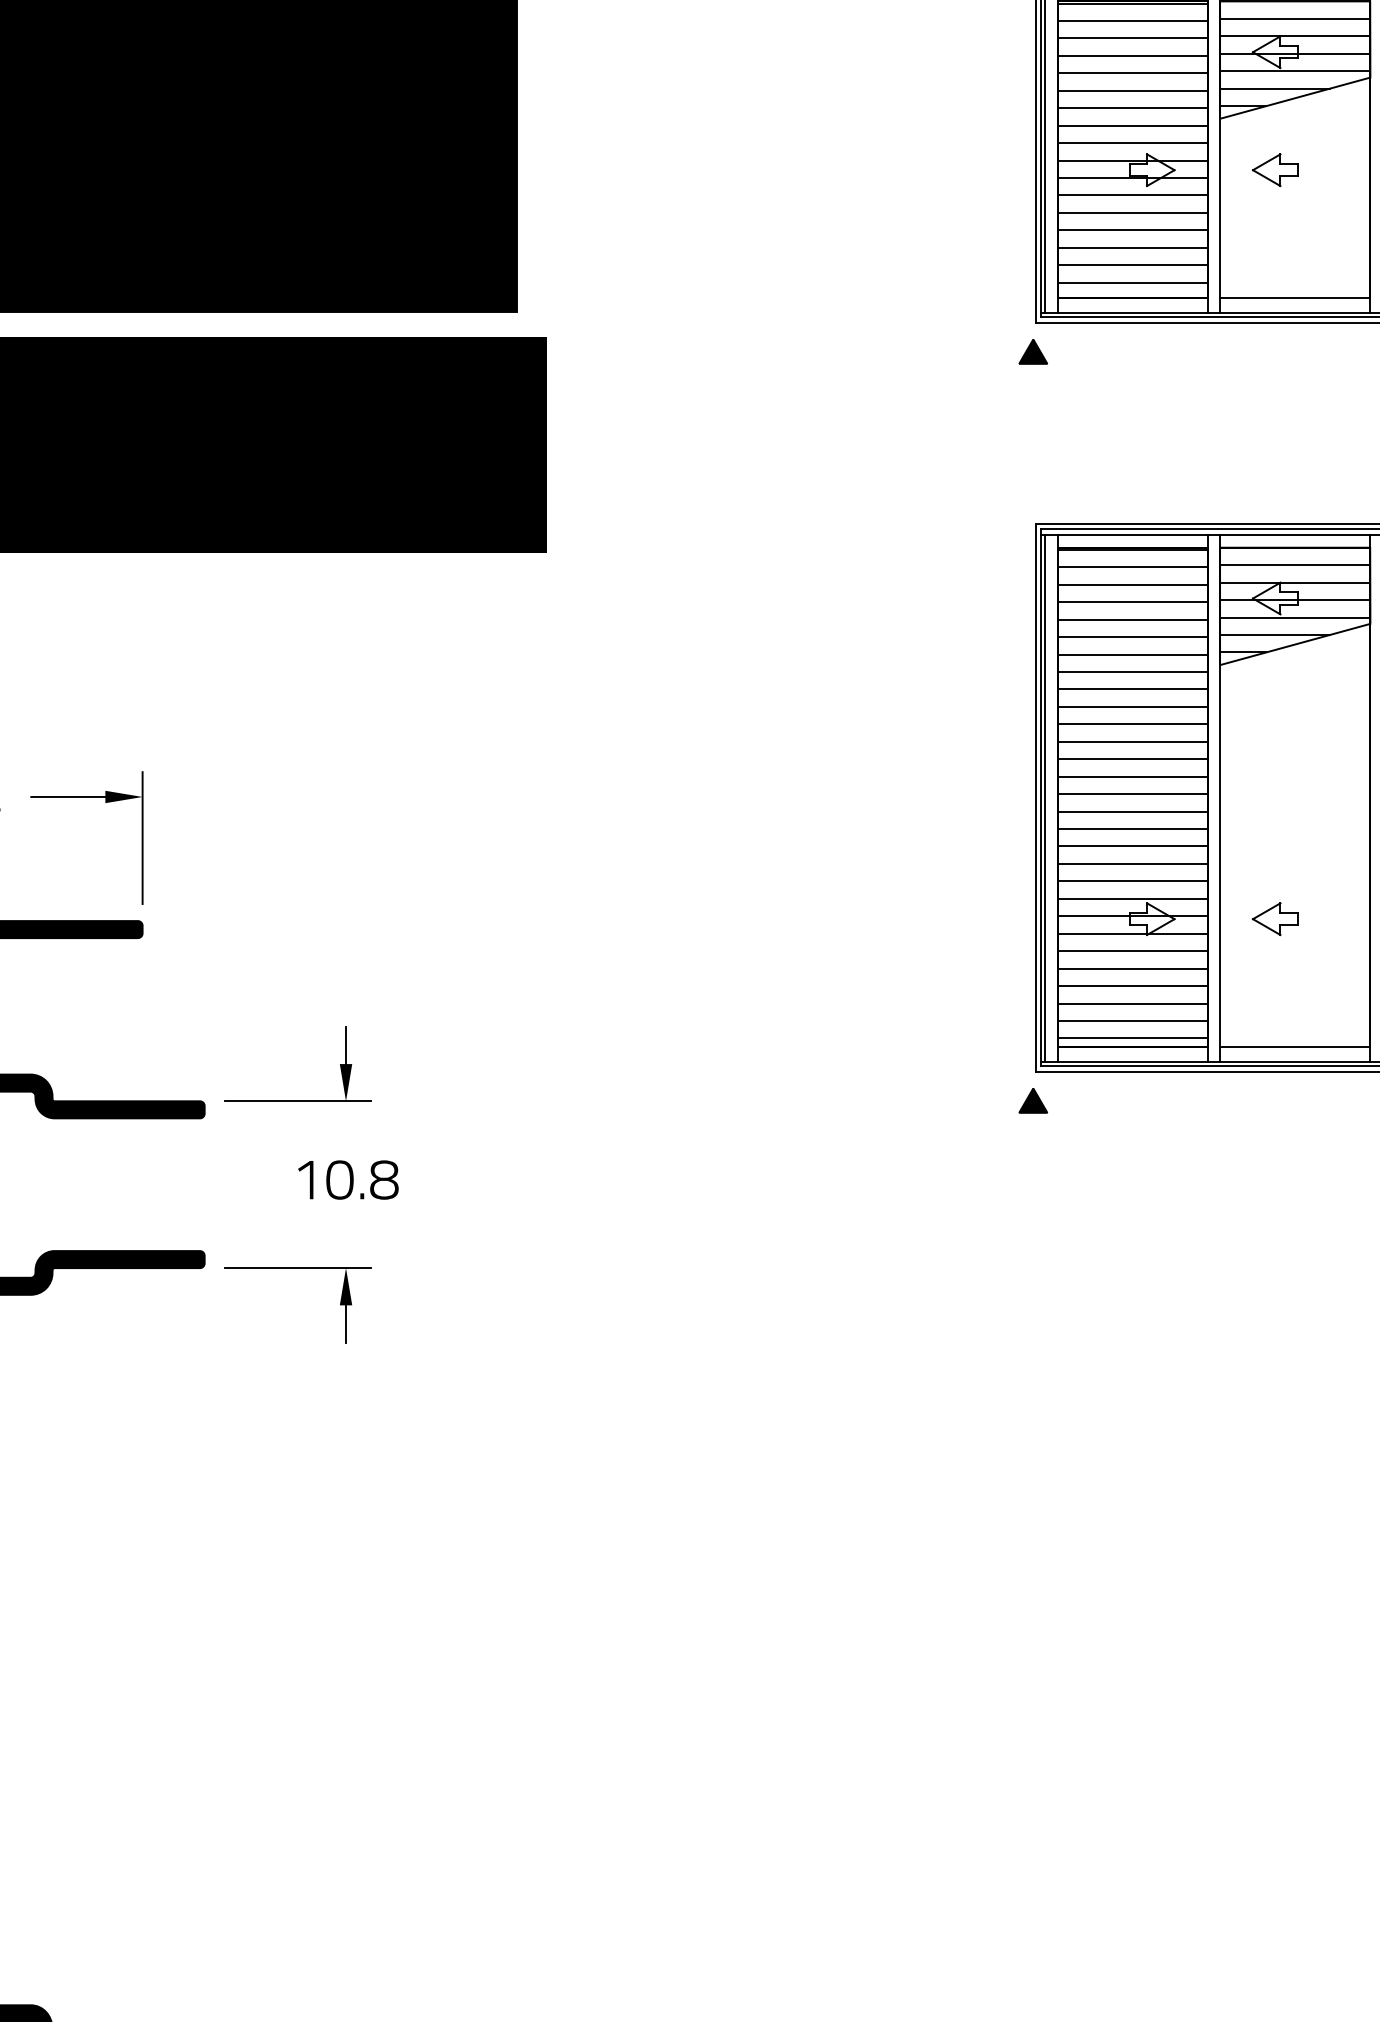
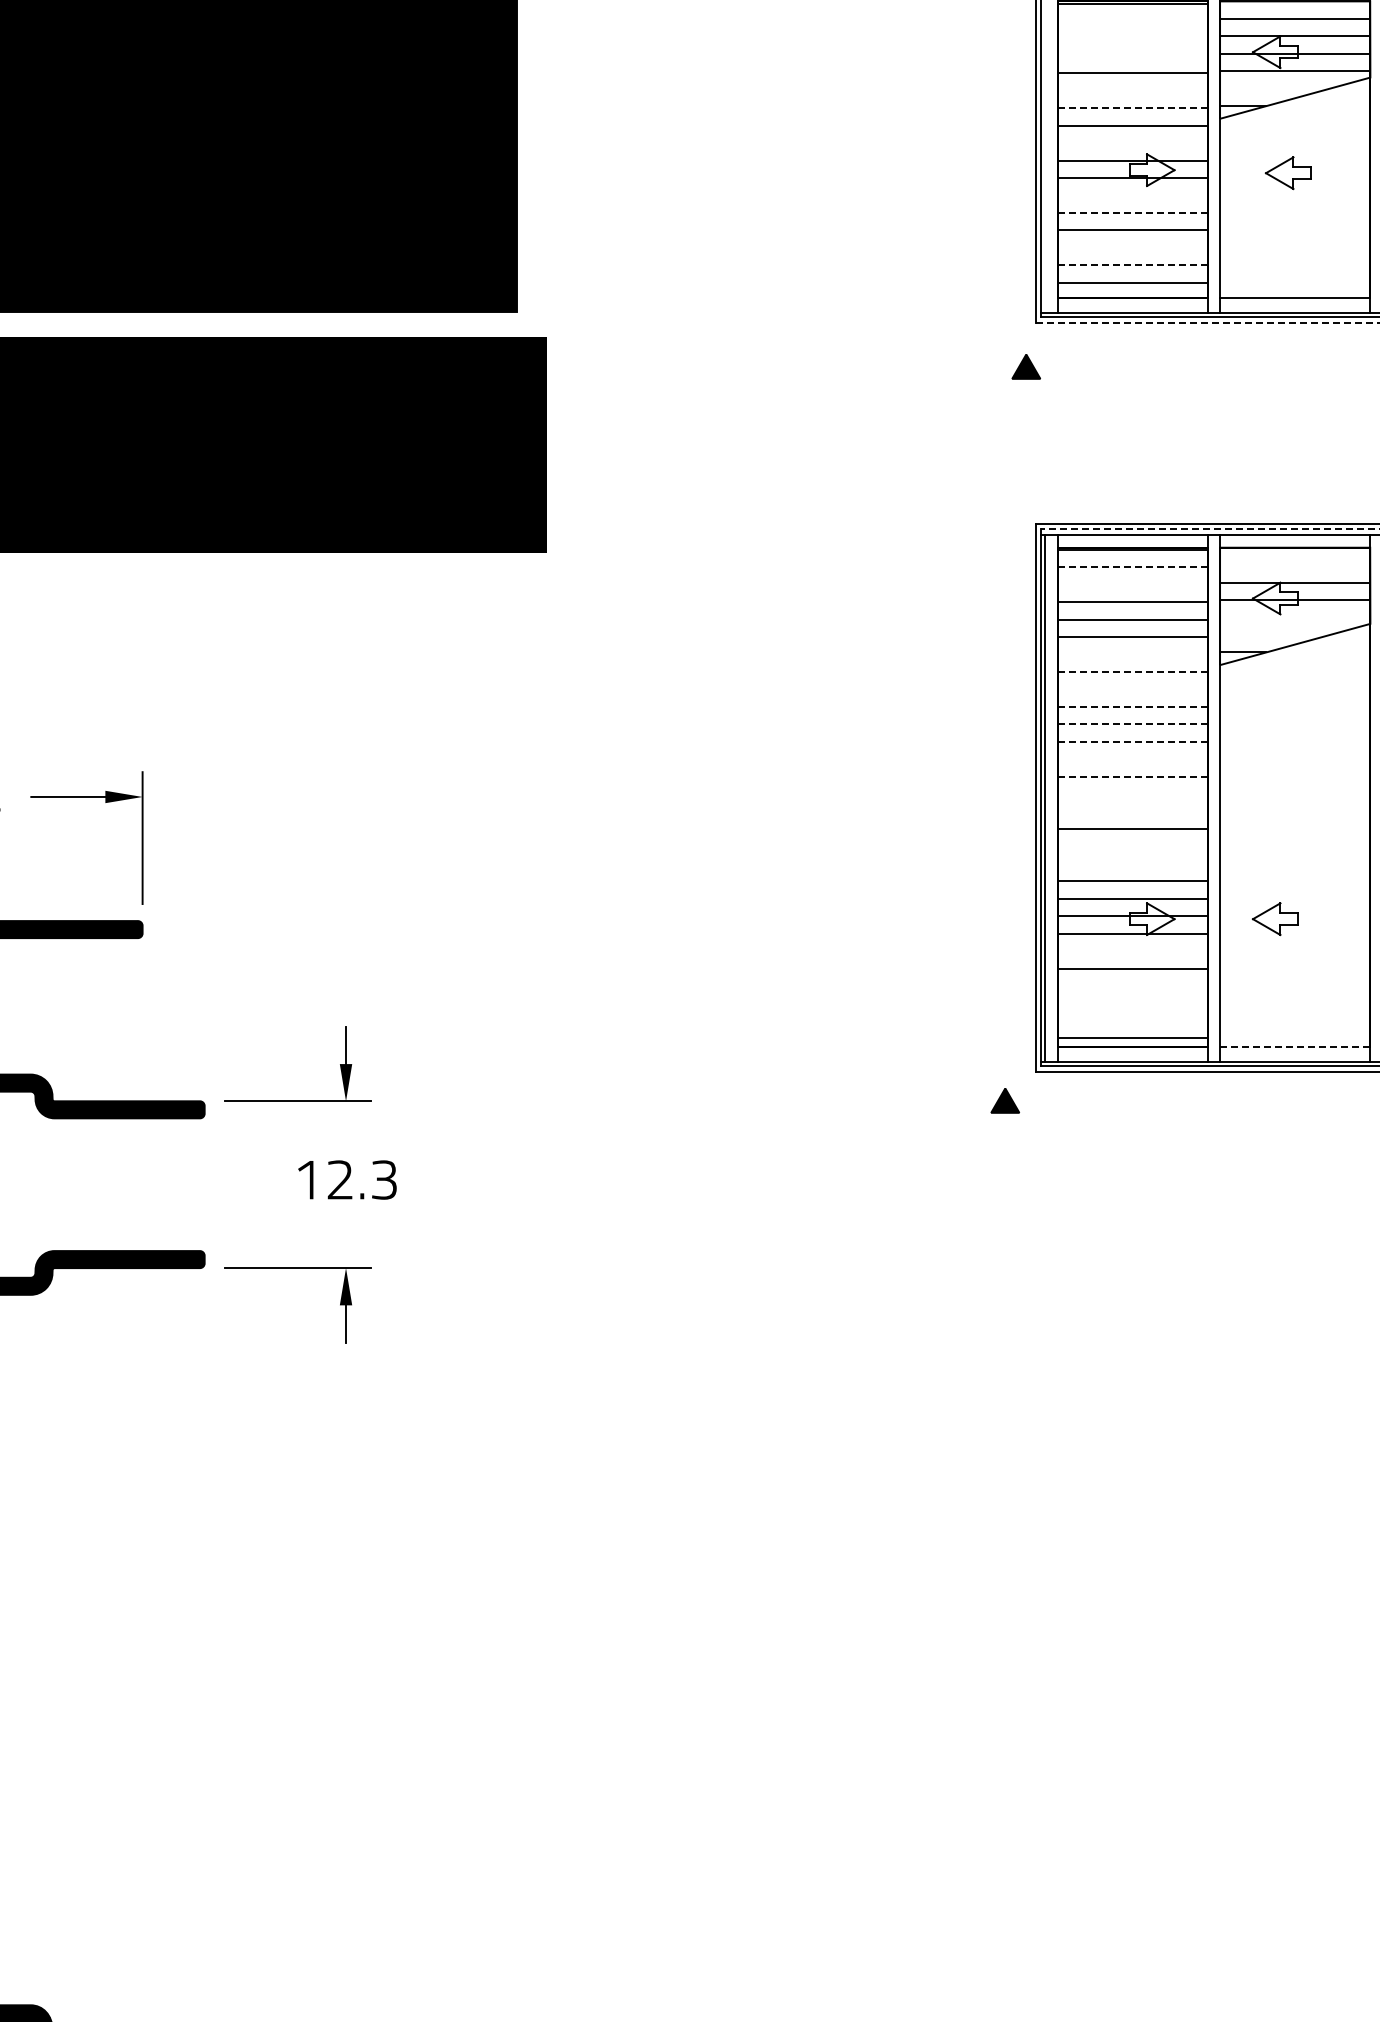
line: present -> none (1132, 20)
line: present -> none (1132, 38)
line: present -> none (1132, 55)
line: present -> none (1275, 88)
line: present -> none (1132, 90)
line: solid -> dashed (1132, 108)
line: present -> none (1132, 143)
line: present -> none (1045, 157)
part position: (1274, 170) -> (1287, 173) (1287, 173)
line: present -> none (1132, 195)
line: solid -> dashed (1132, 212)
line: present -> none (1132, 247)
line: solid -> dashed (1132, 265)
line: solid -> dashed (1207, 322)
part position: (1032, 351) -> (1025, 366) (1025, 366)
line: solid -> dashed (1209, 529)
line: present -> none (1295, 565)
line: solid -> dashed (1132, 567)
line: present -> none (1132, 584)
line: present -> none (1295, 617)
line: present -> none (1275, 634)
line: present -> none (1132, 654)
line: solid -> dashed (1132, 671)
line: present -> none (1132, 689)
line: solid -> dashed (1132, 706)
line: solid -> dashed (1132, 724)
line: solid -> dashed (1132, 741)
line: present -> none (1132, 759)
line: solid -> dashed (1132, 776)
line: present -> none (1132, 794)
line: present -> none (1132, 811)
line: present -> none (1132, 846)
line: present -> none (1132, 863)
line: present -> none (1132, 951)
line: present -> none (1132, 986)
line: present -> none (1132, 1003)
line: present -> none (1132, 1020)
line: solid -> dashed (1294, 1046)
part position: (1032, 1100) -> (1004, 1100) (1004, 1100)
text: 10.8 -> 12.3 (362, 1179)
